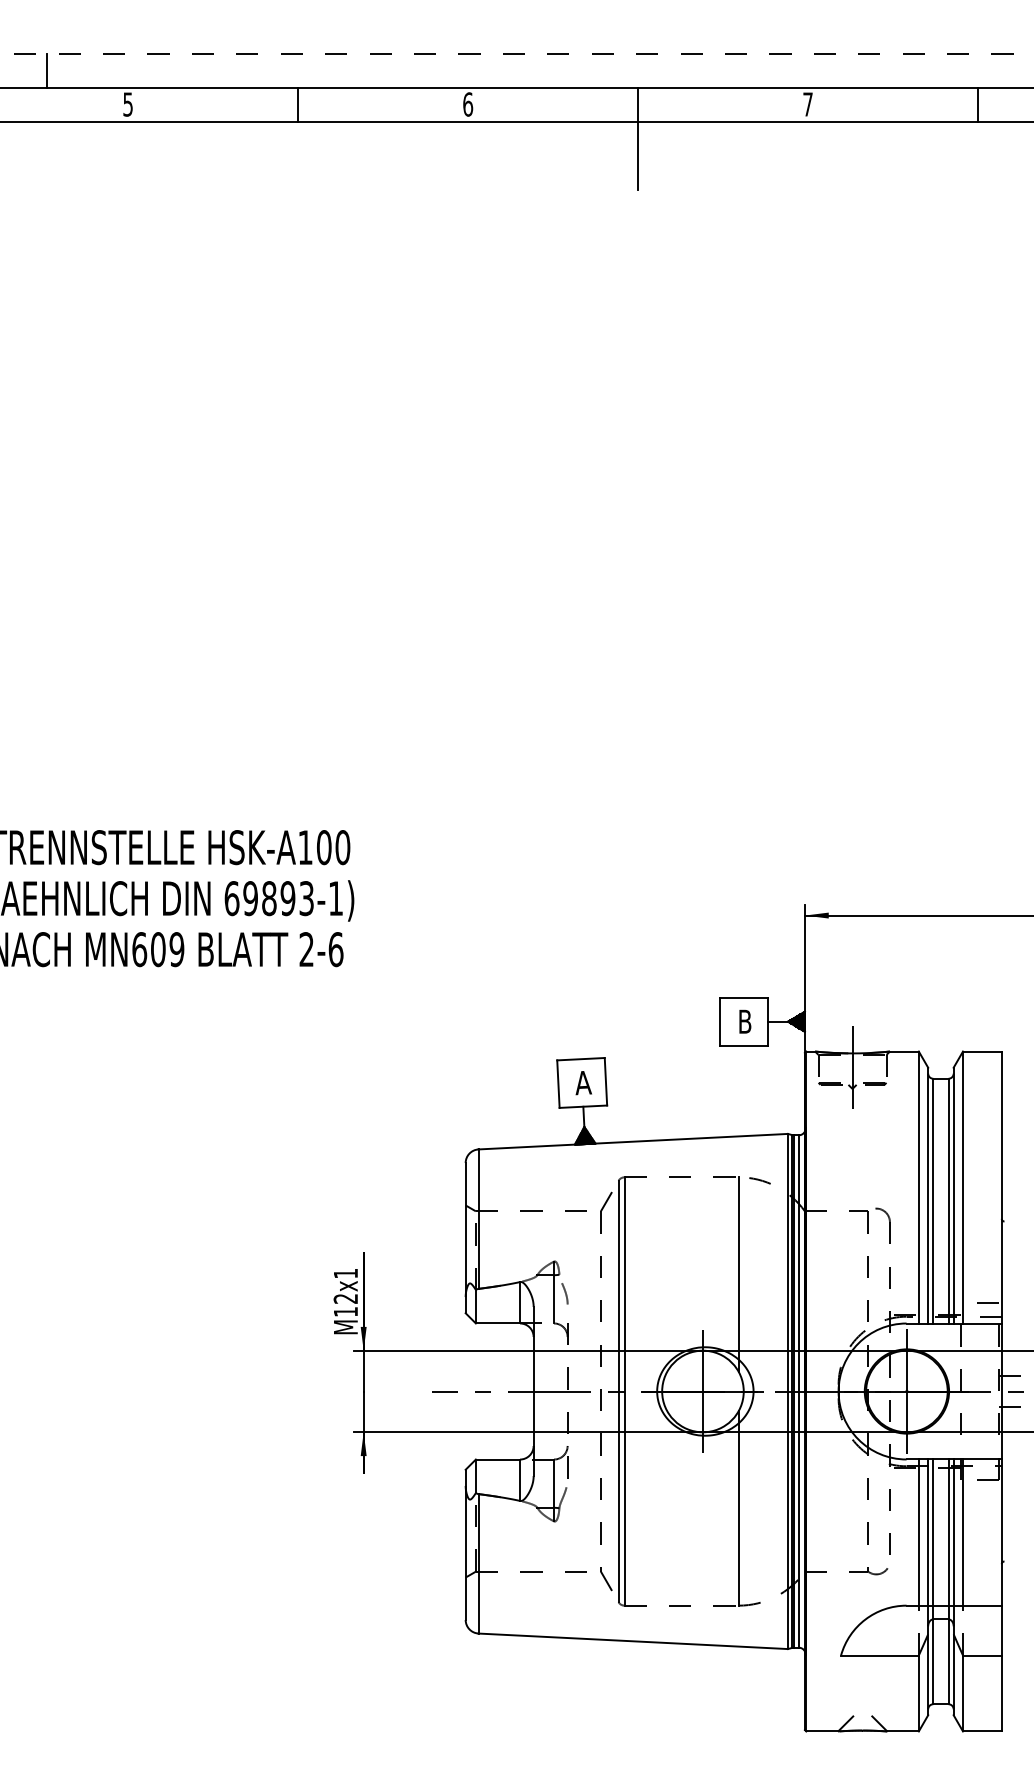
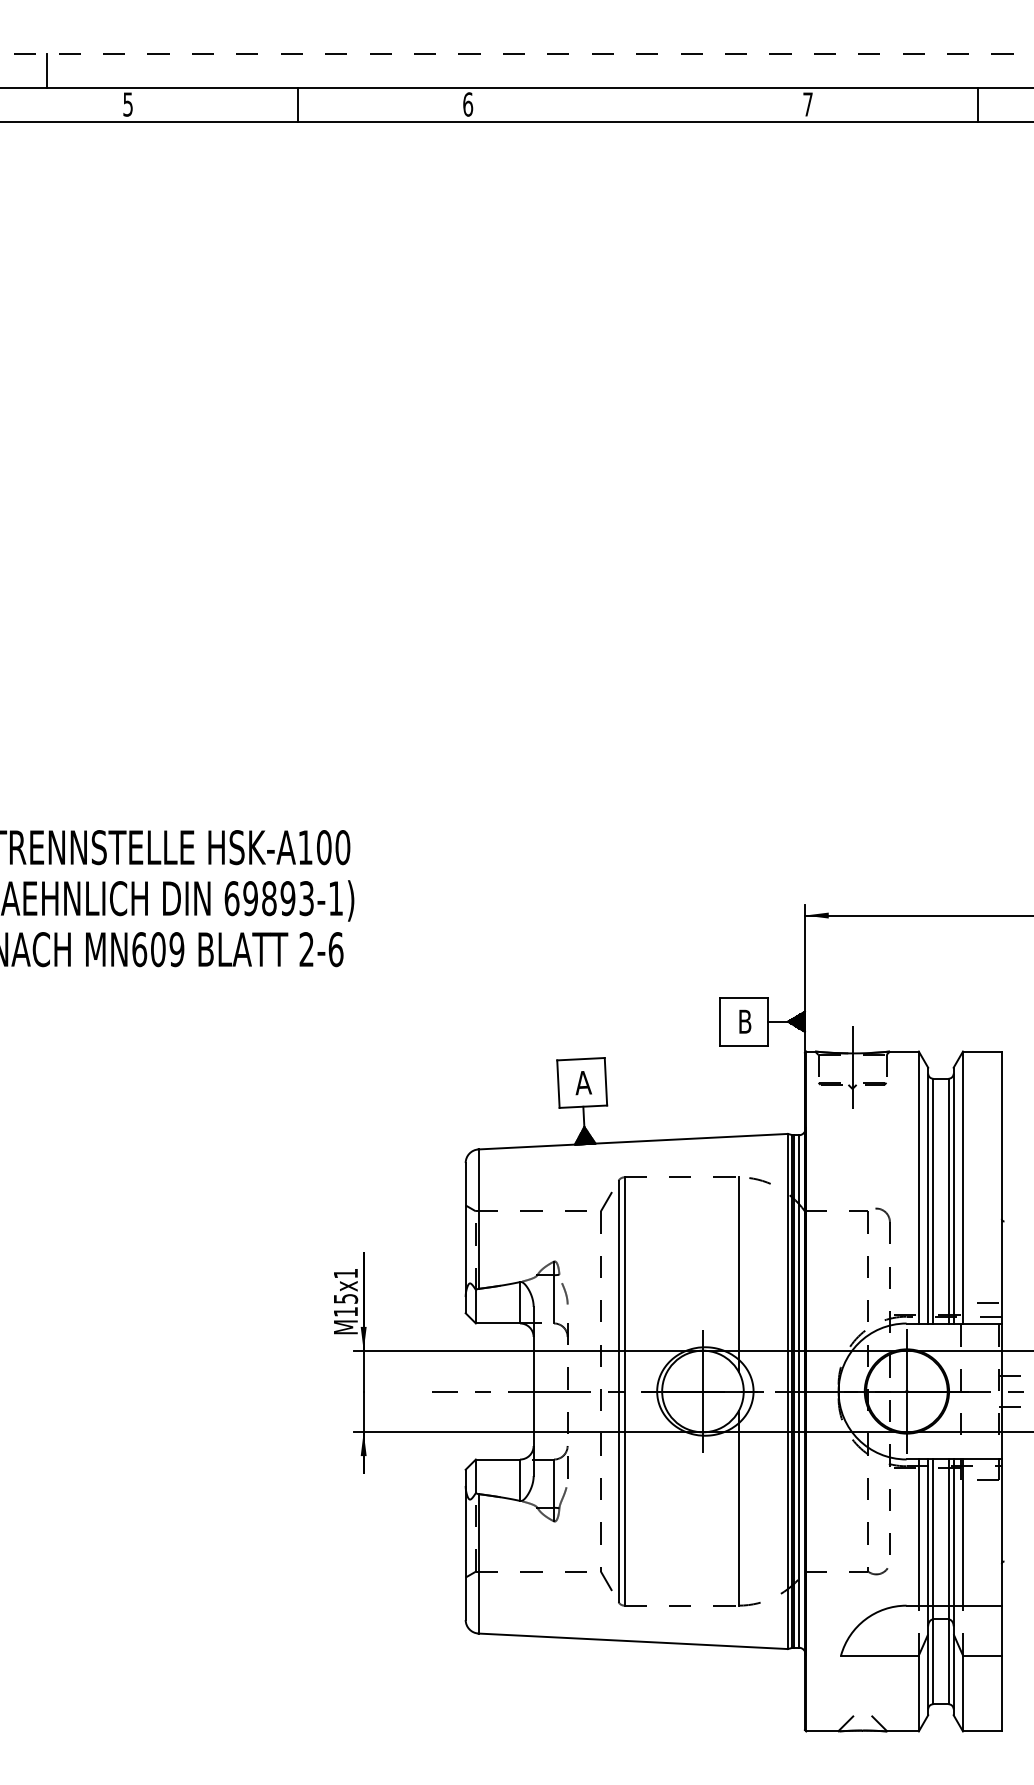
line: present -> none (638, 138)
text: M12x1 -> M15x1 (345, 1298)
